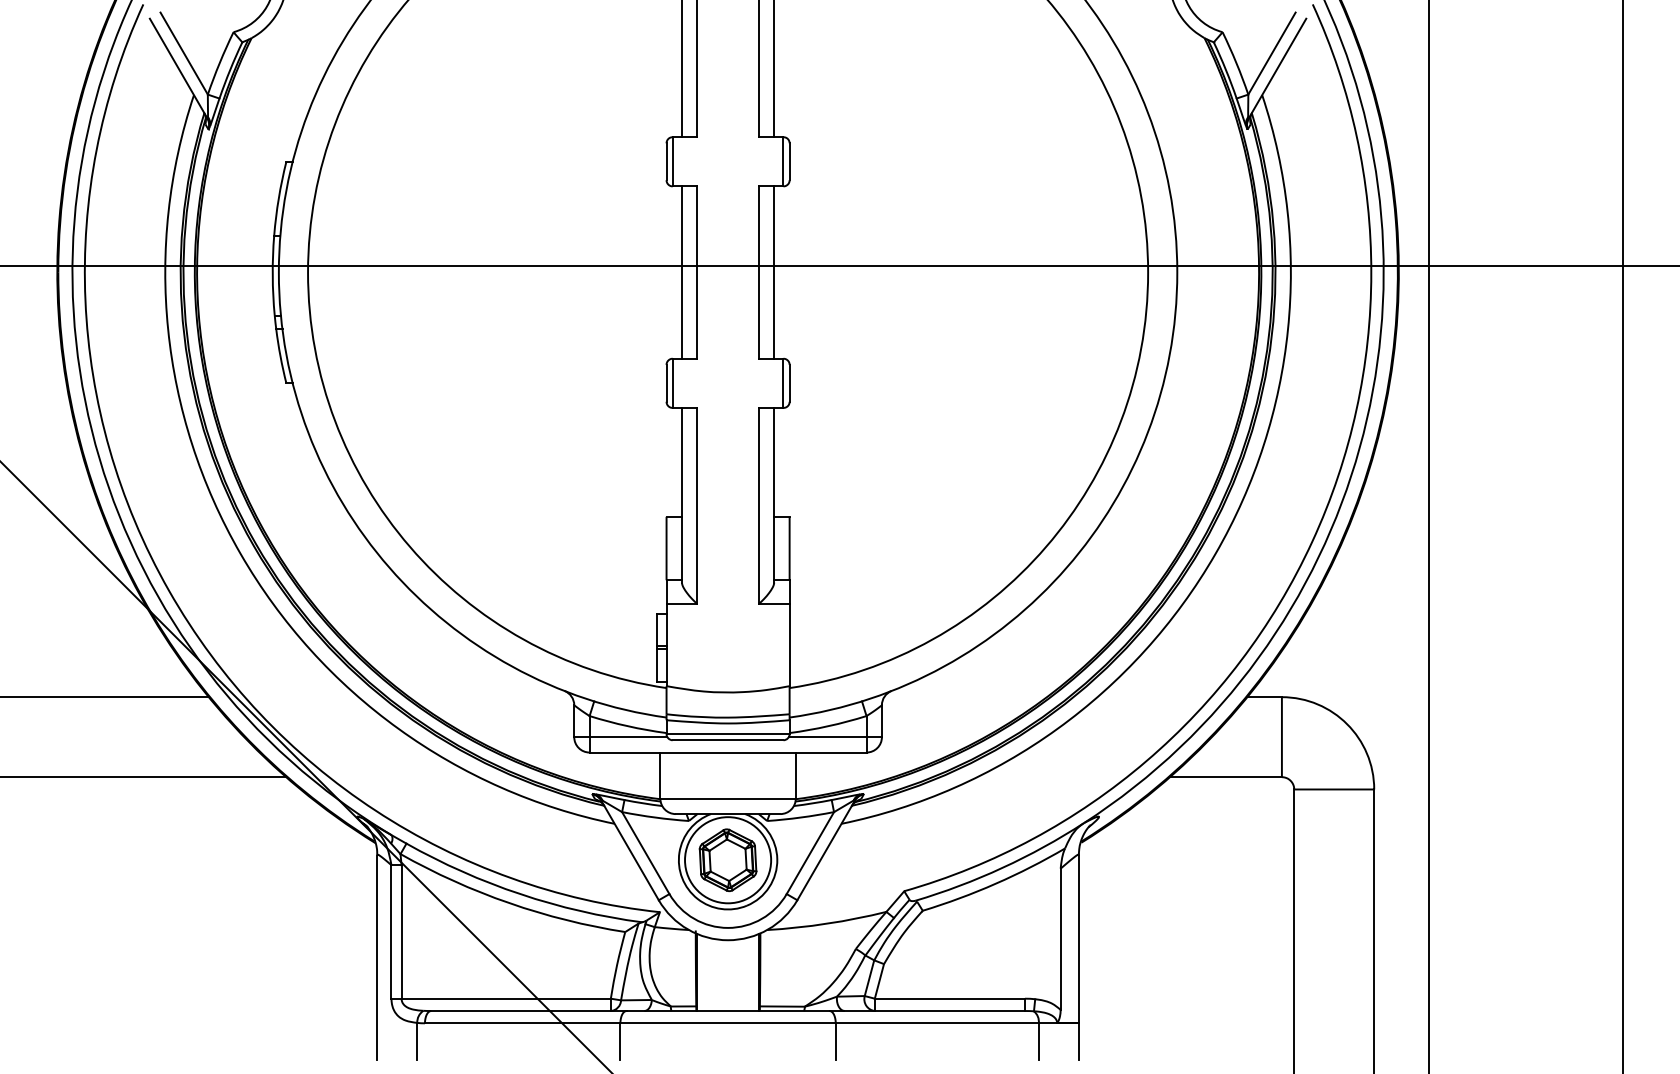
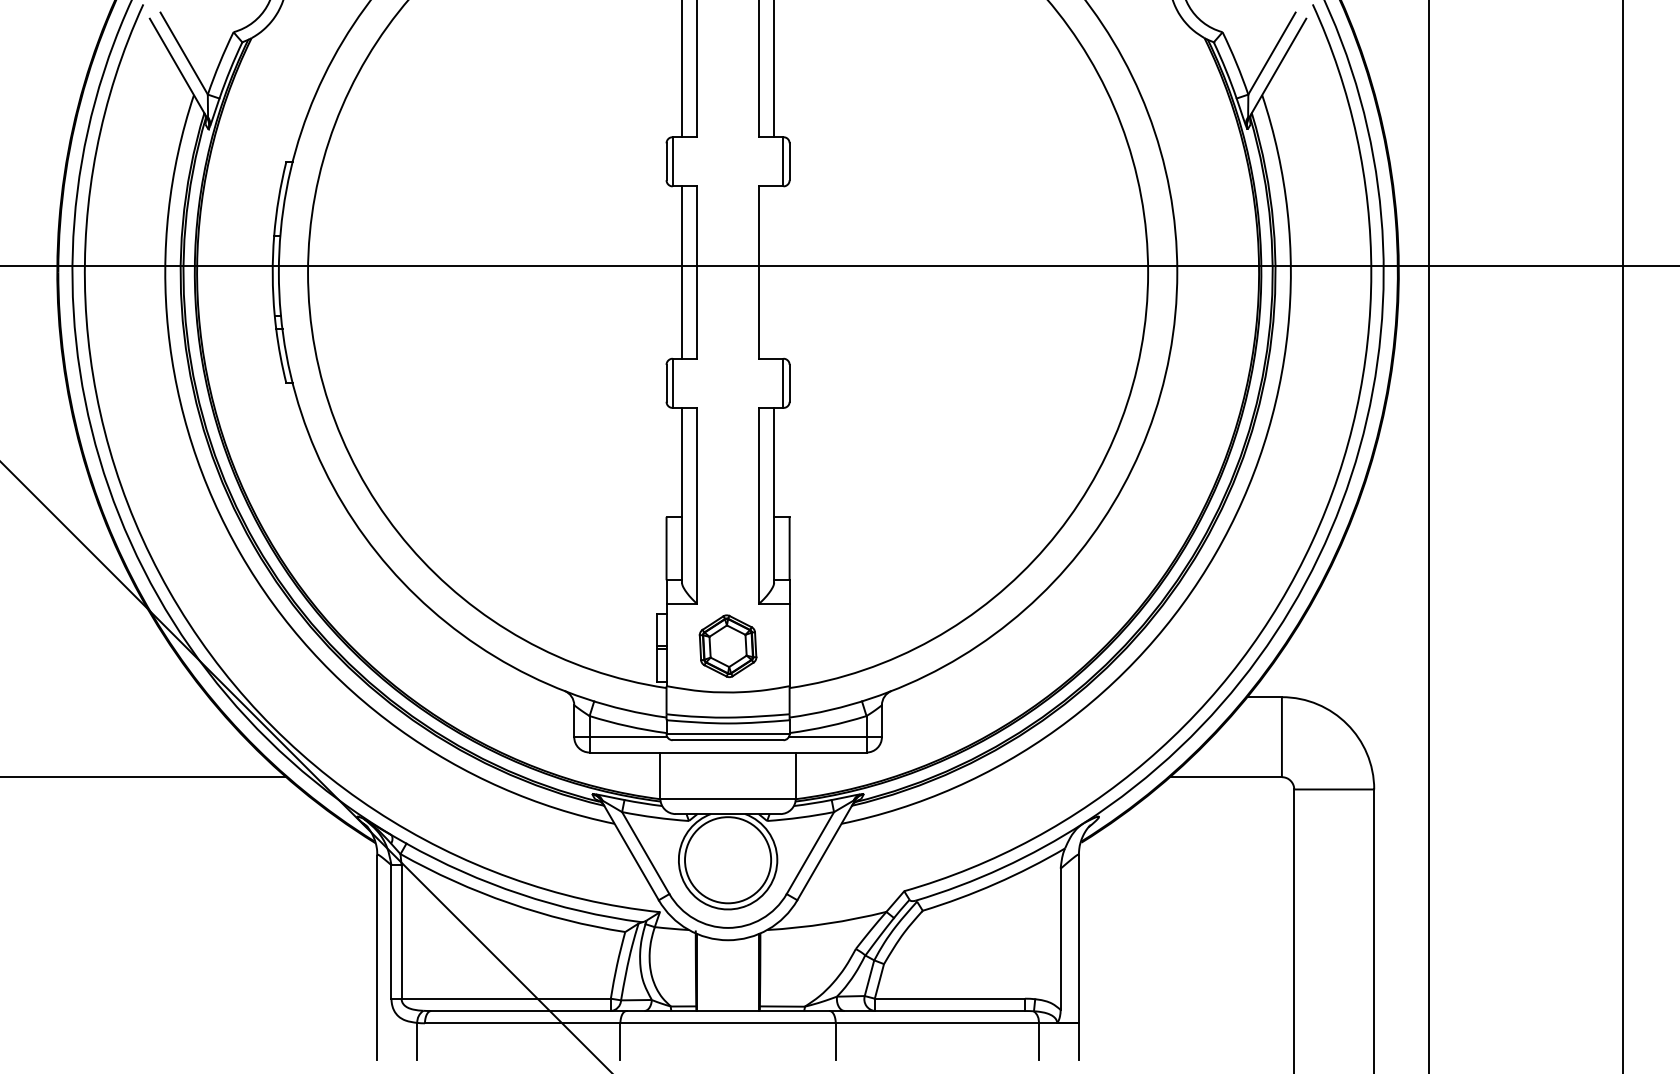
line: present -> none (774, 272)
line: present -> none (105, 697)
part position: (727, 860) -> (727, 646) (727, 646)
